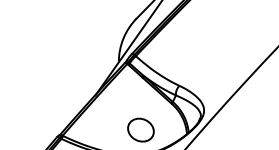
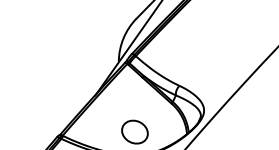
part position: (140, 129) -> (134, 131) (134, 131)
